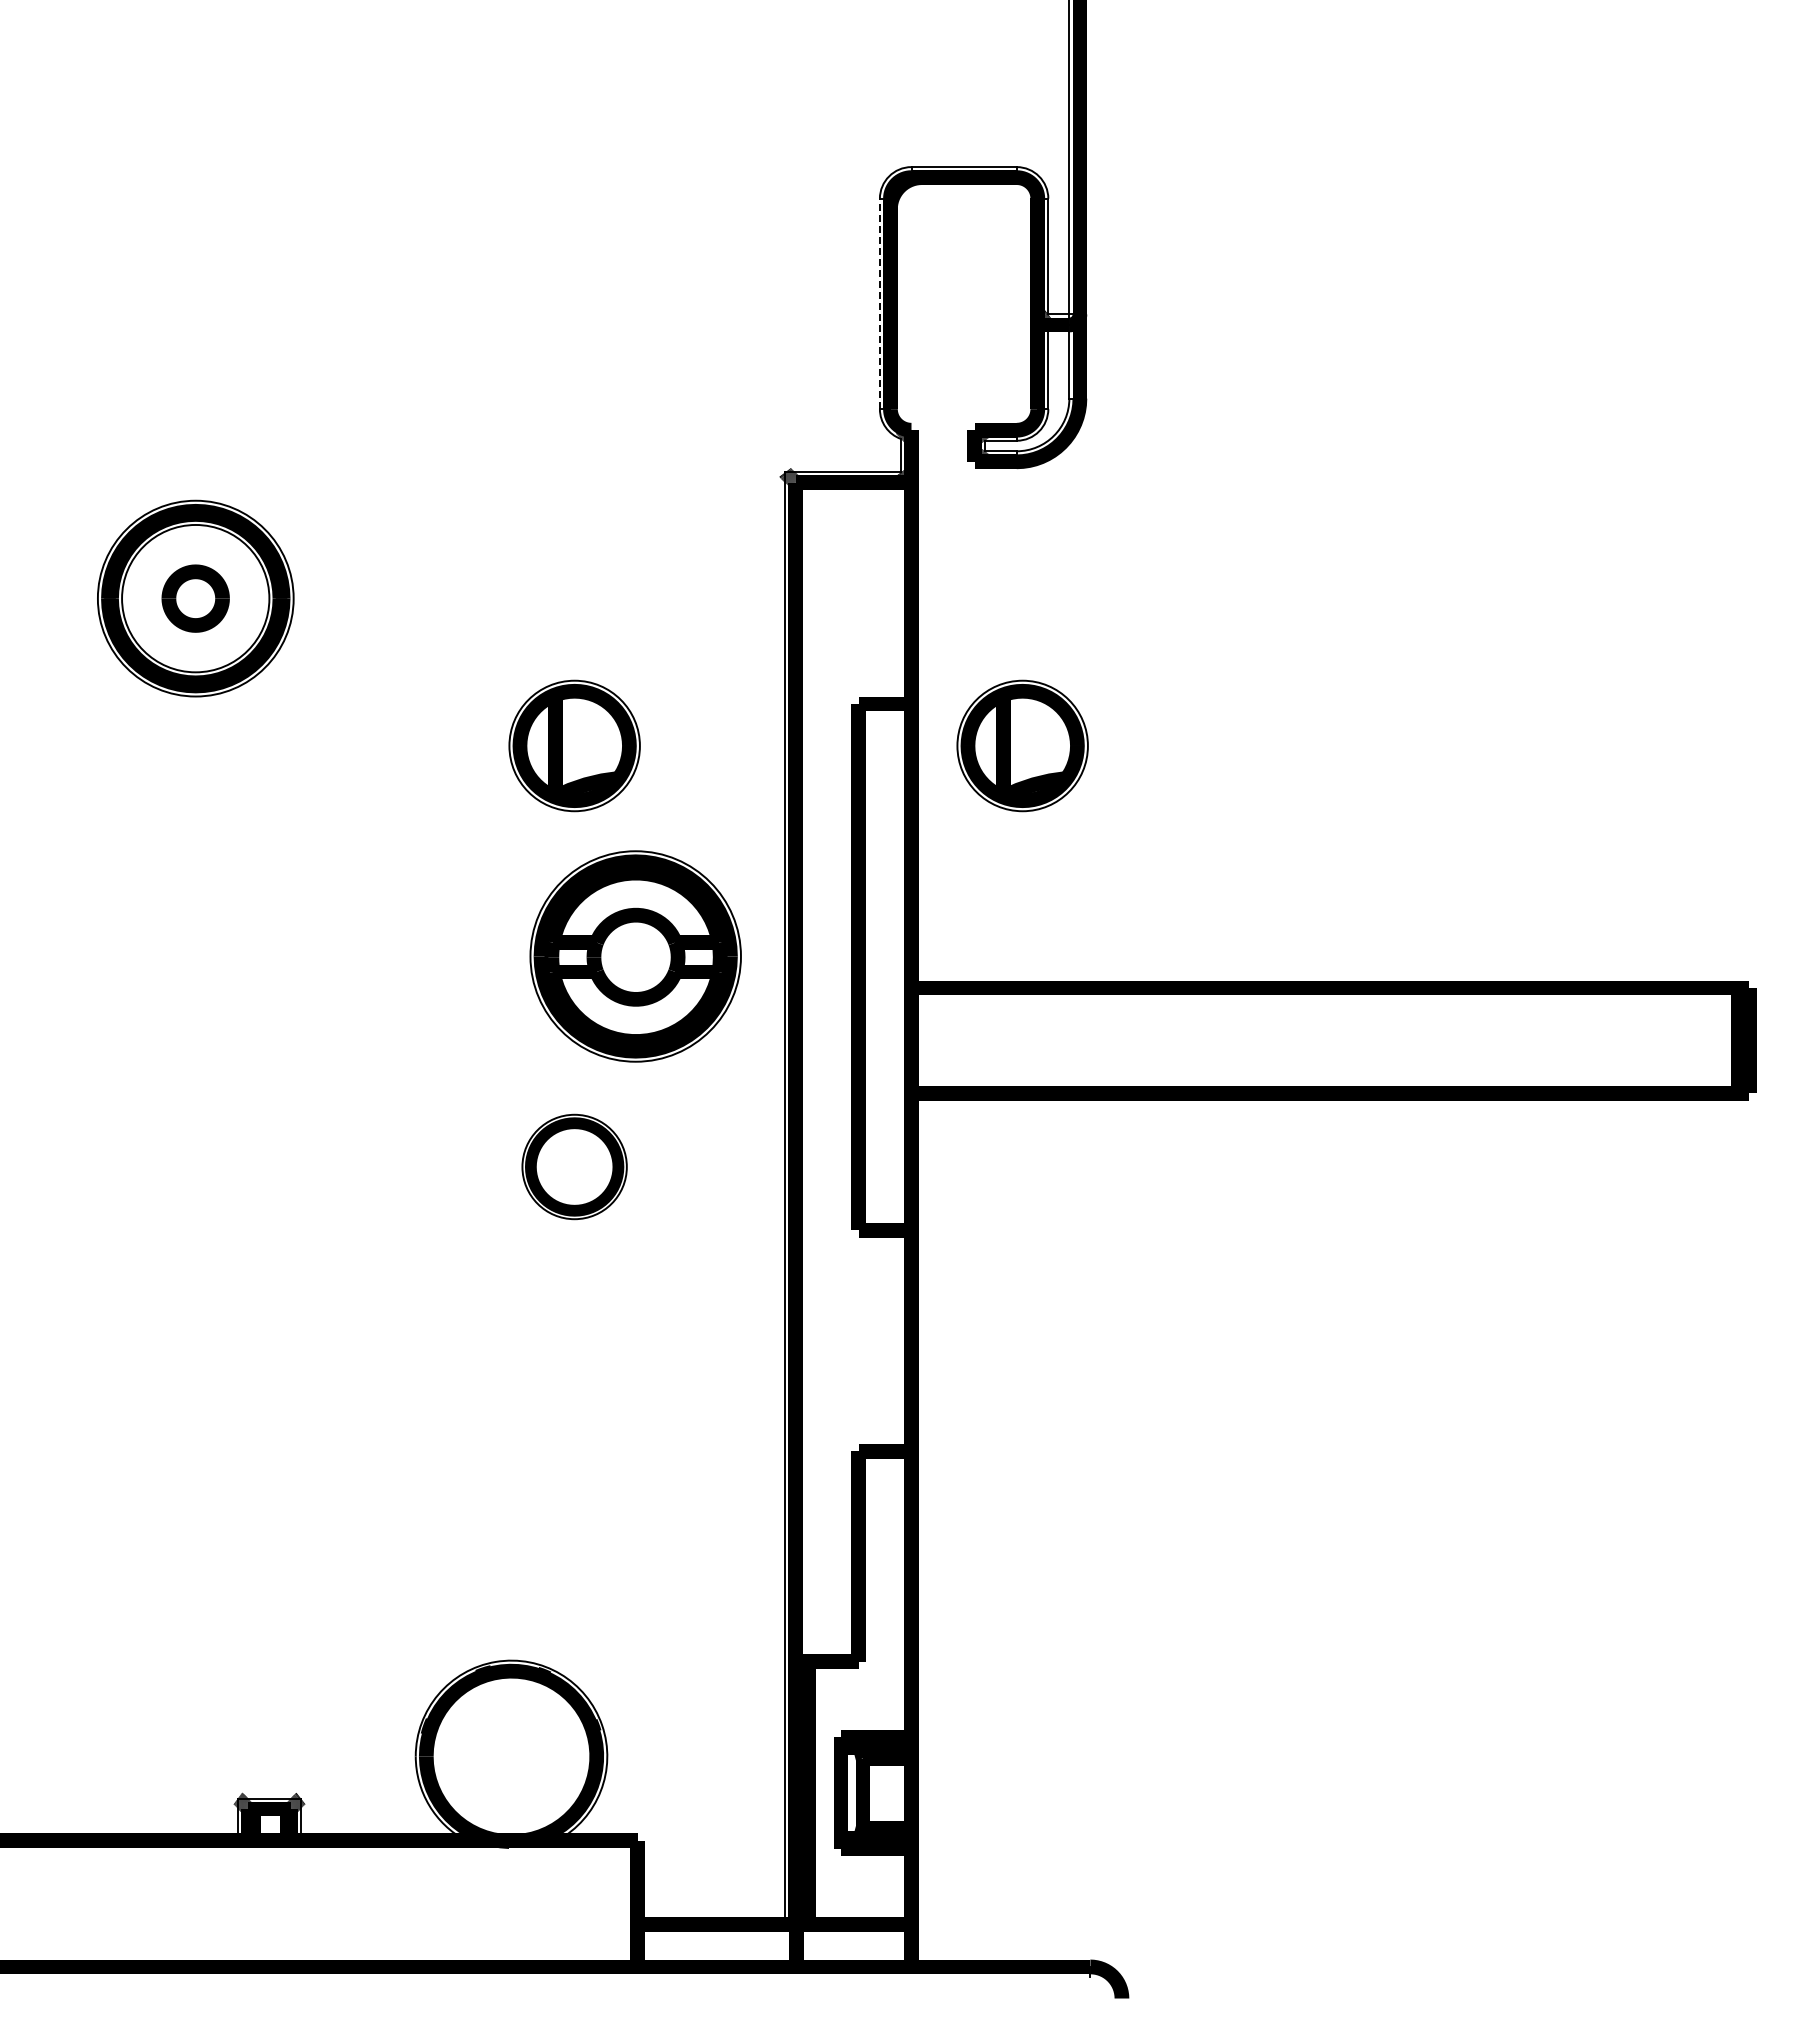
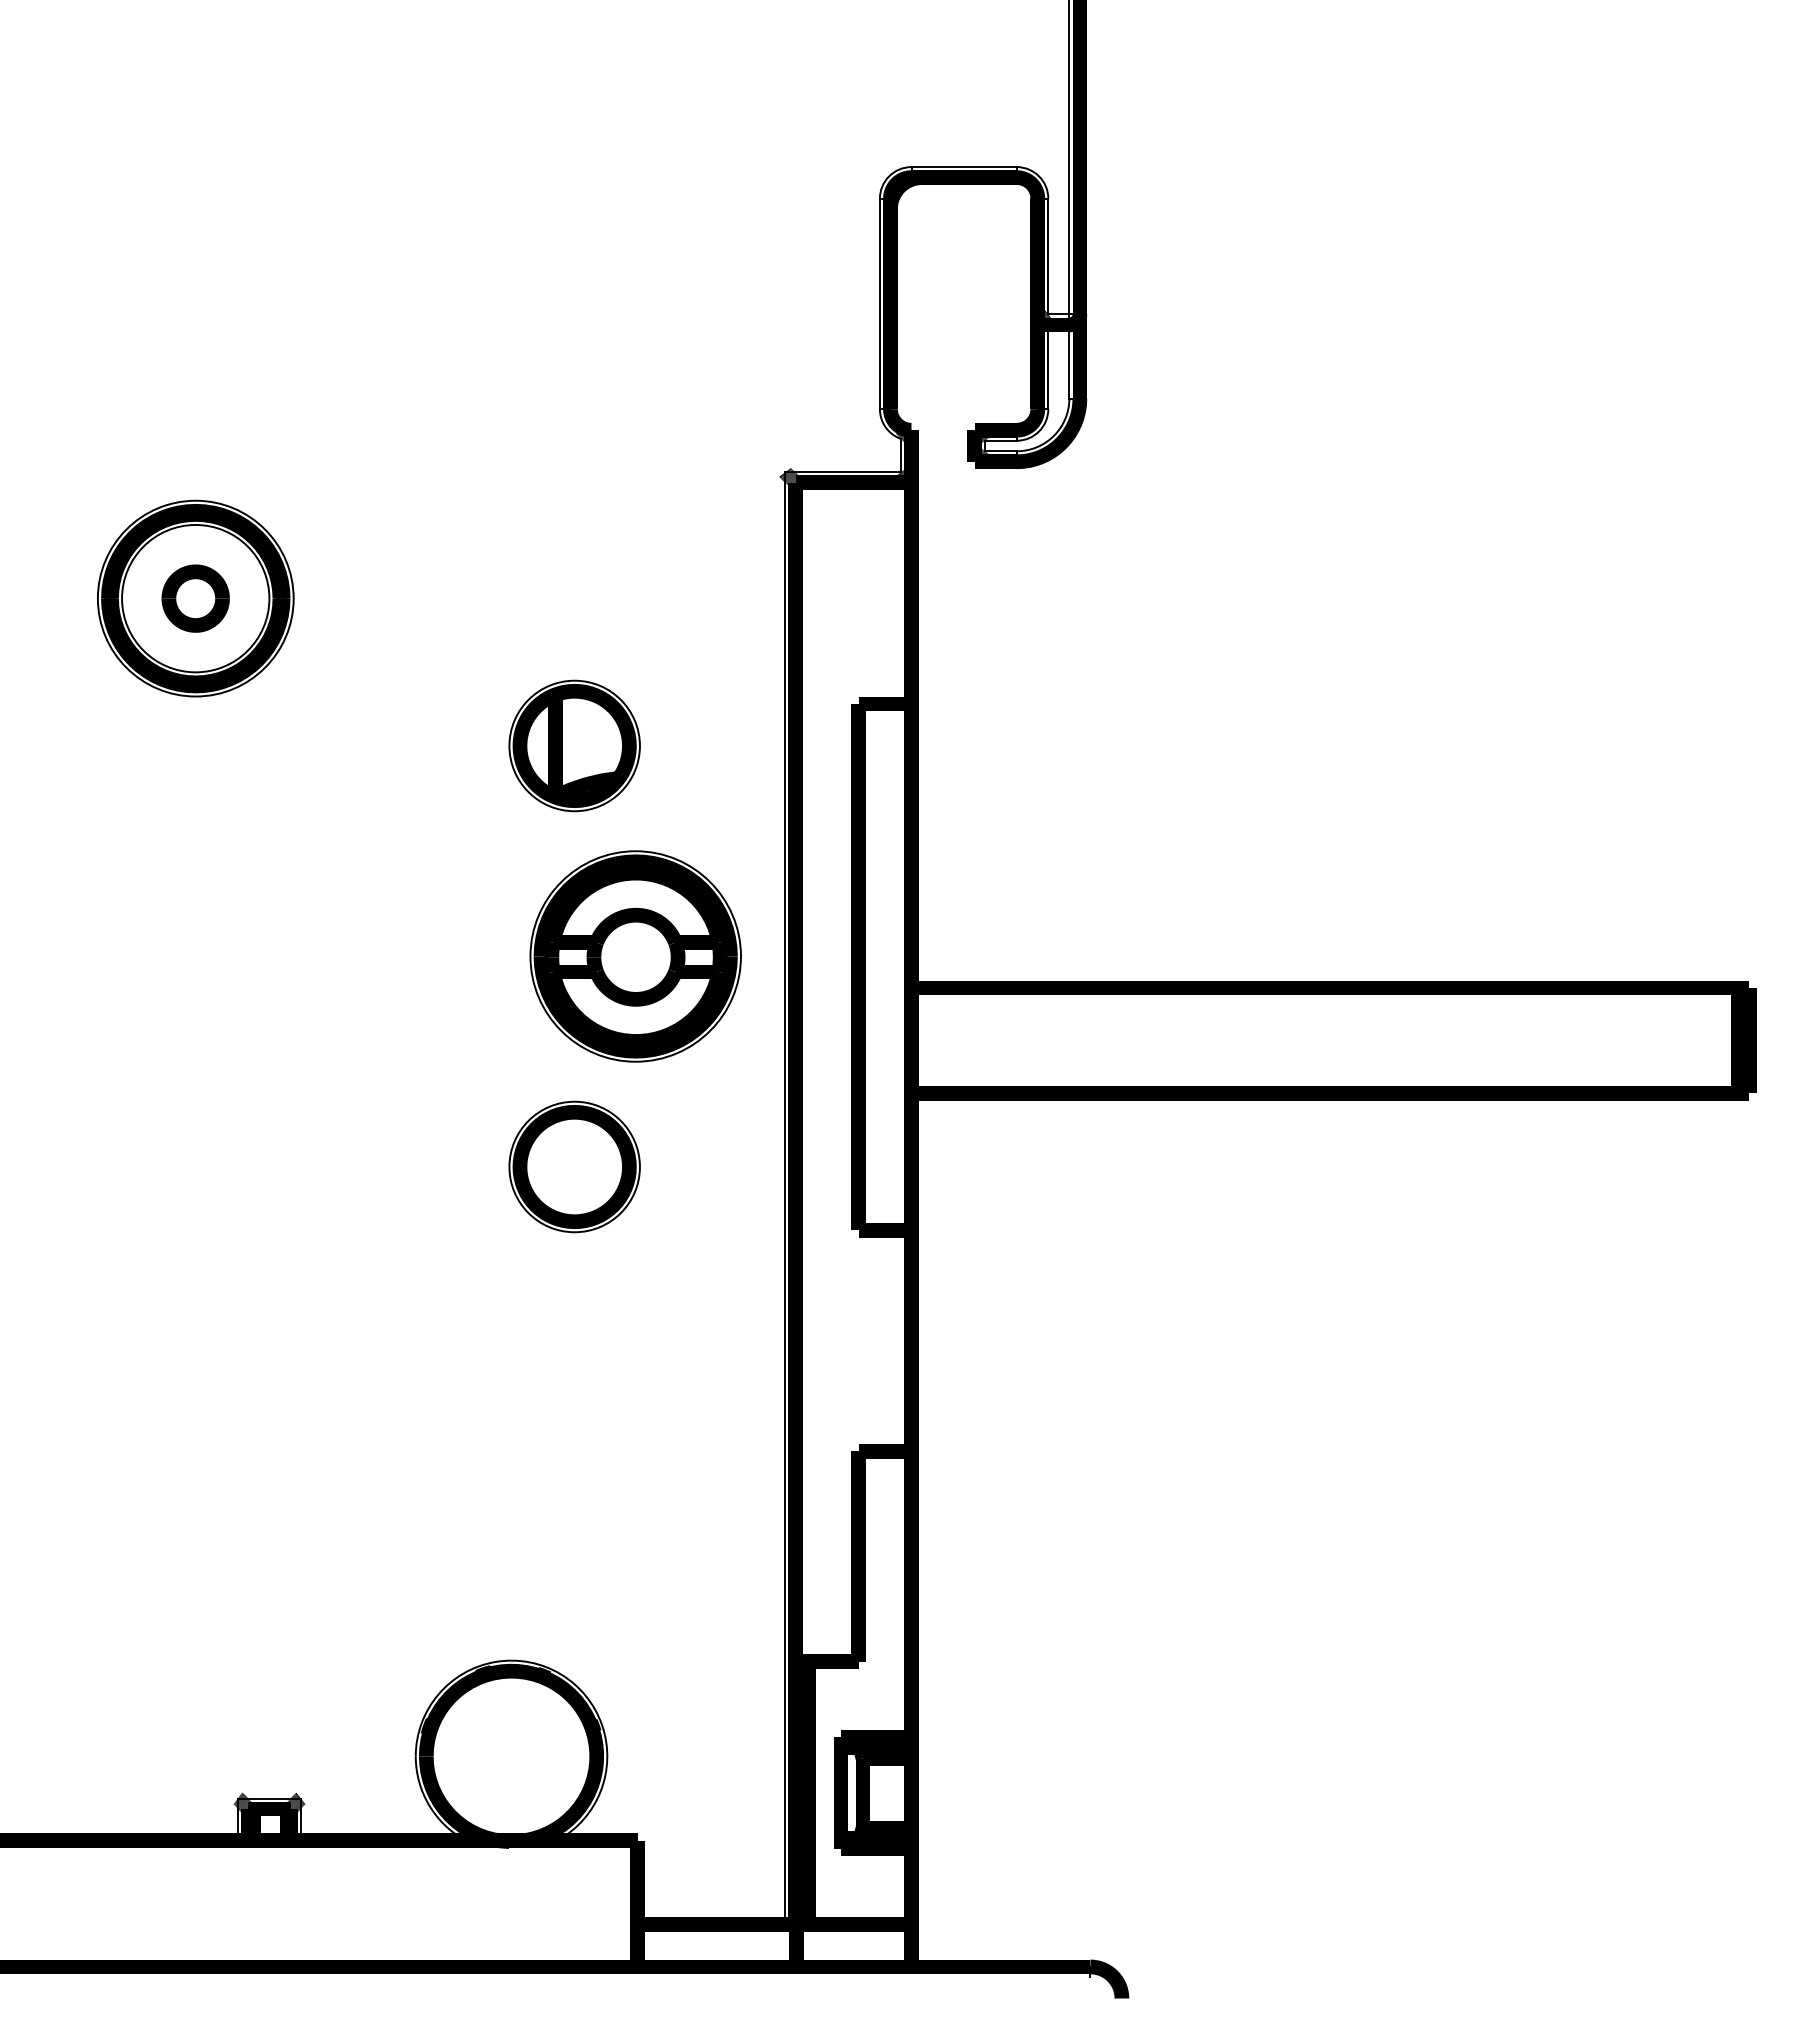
line: dashed -> solid (879, 303)
part: present -> none (1022, 745)
part size: 107x108 px -> 133x134 px (574, 1166)
